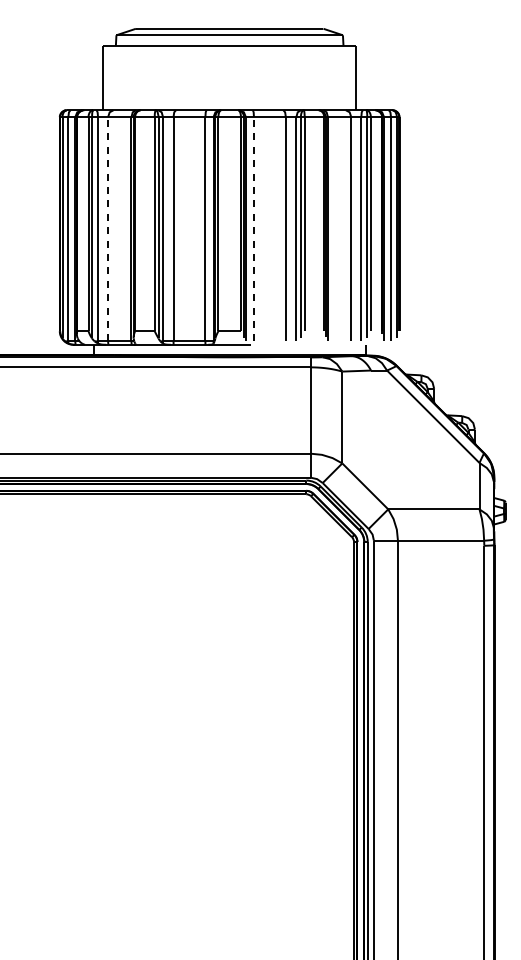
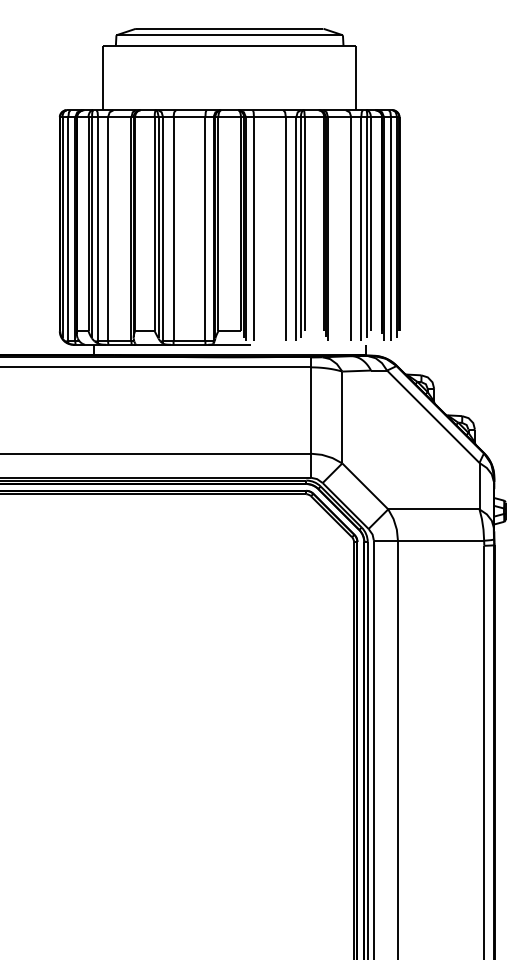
line: dashed -> solid (108, 228)
line: dashed -> solid (253, 228)
